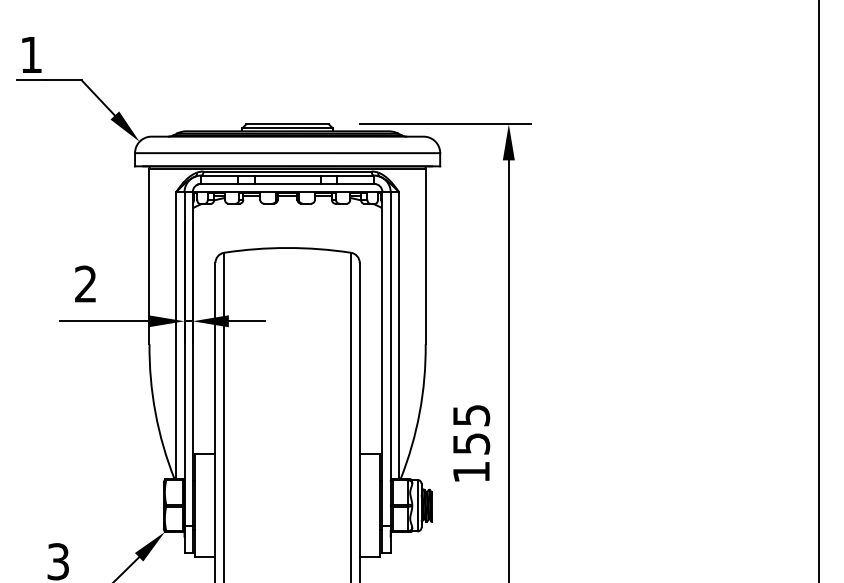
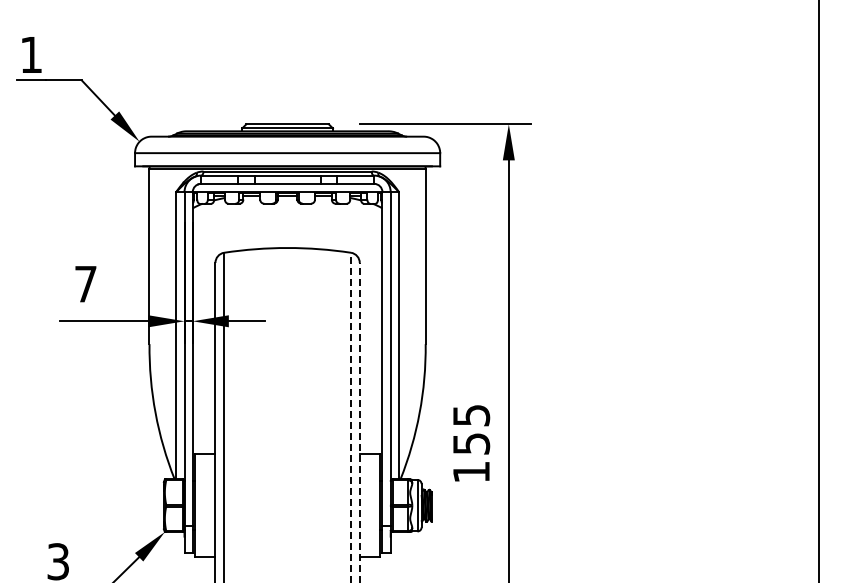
text: 2 -> 7 (85, 283)
line: solid -> dashed (351, 417)
line: solid -> dashed (359, 422)
